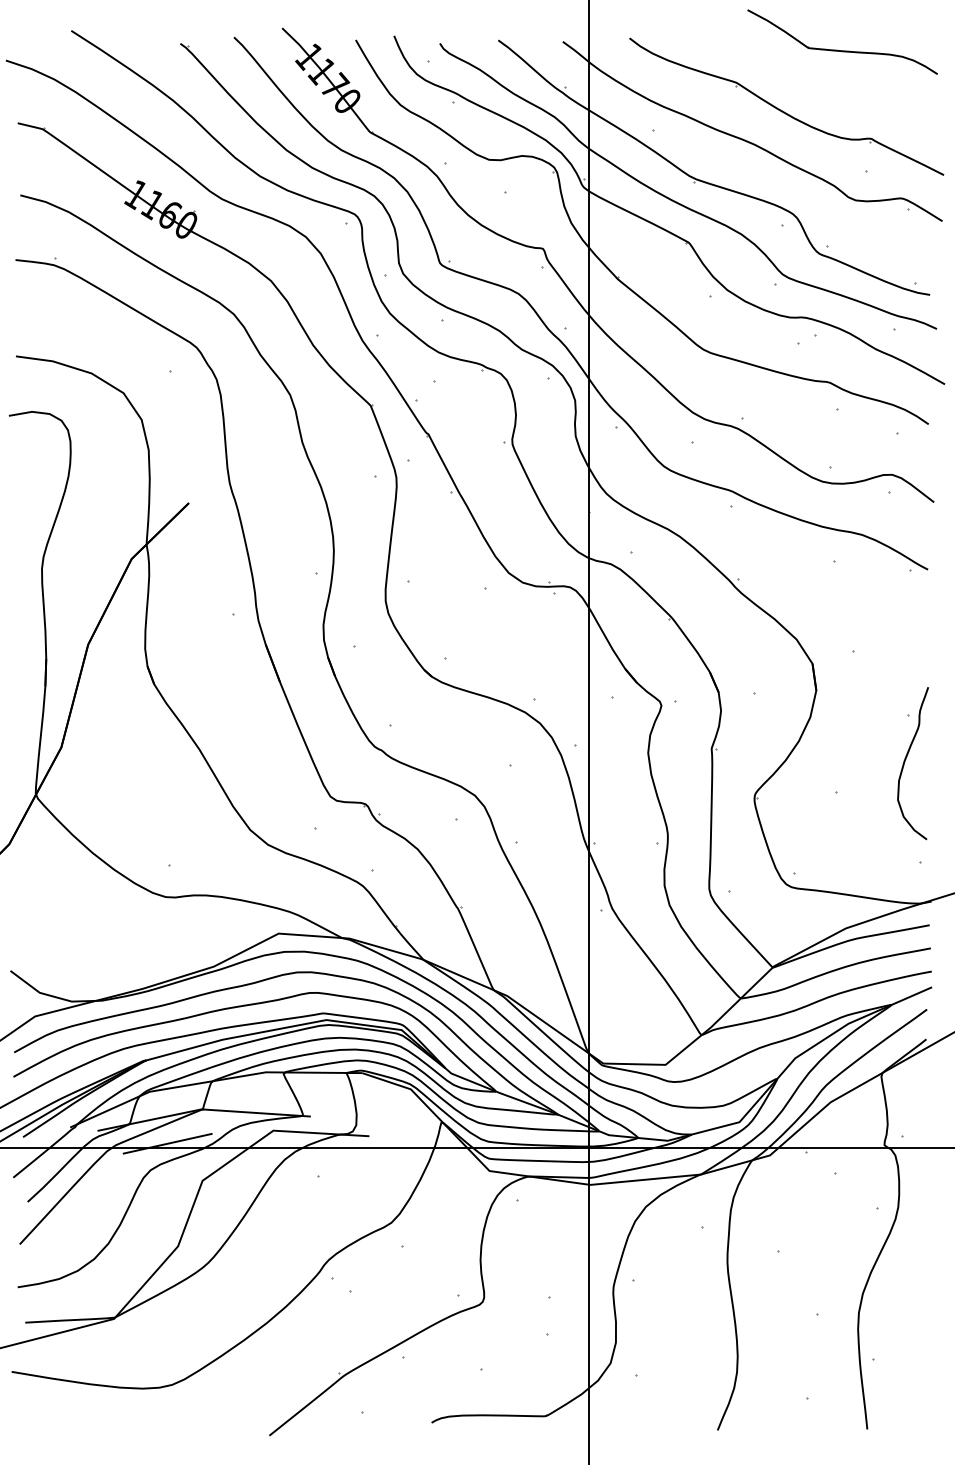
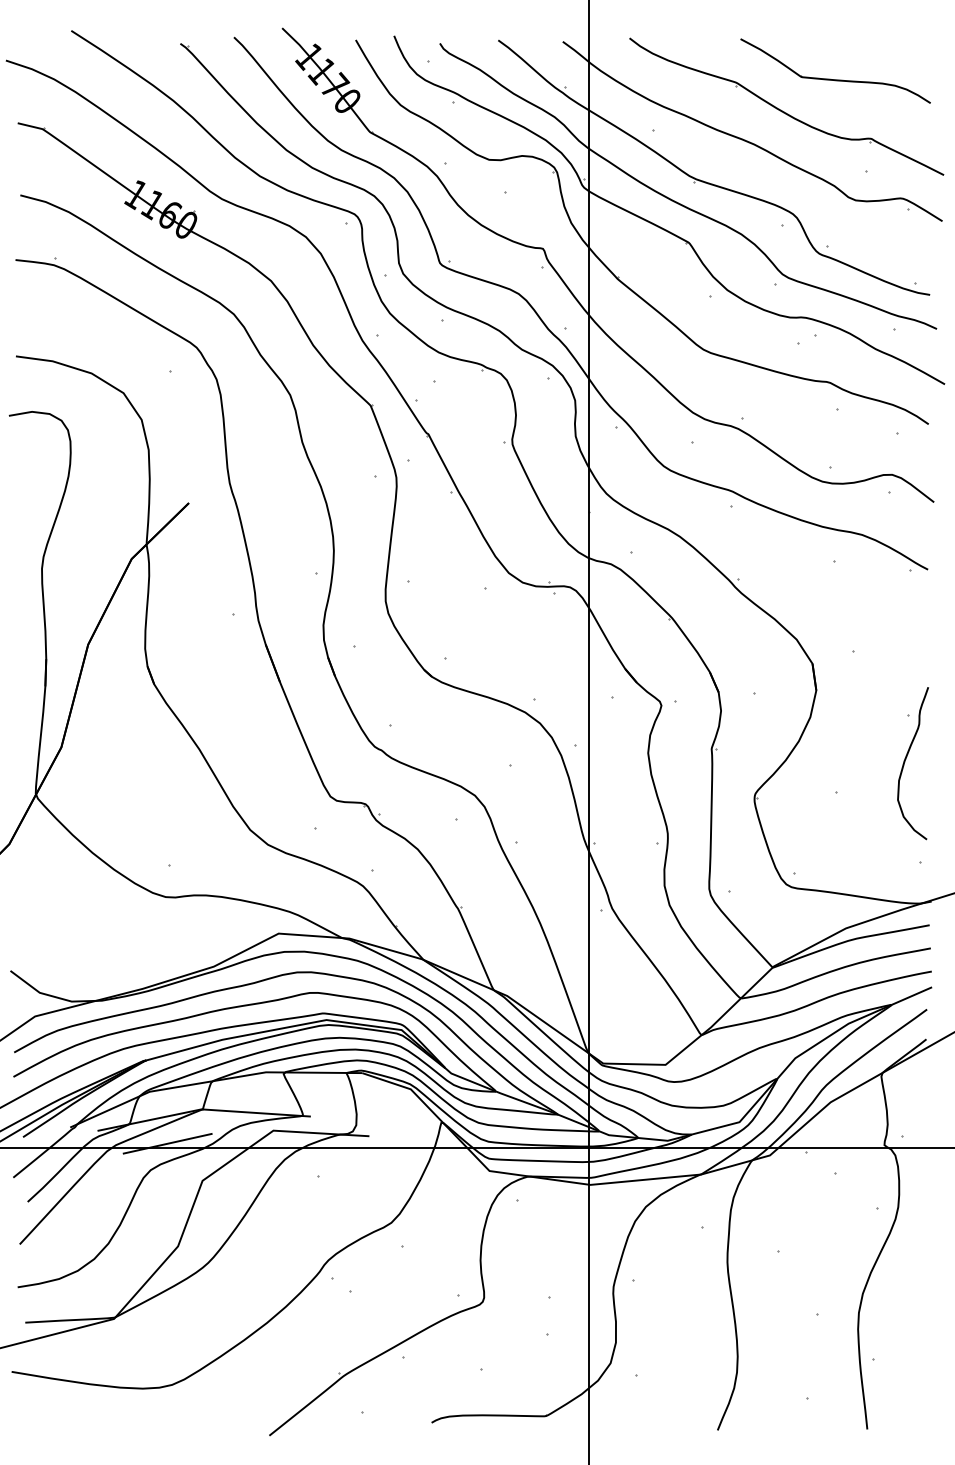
part position: (842, 50) -> (835, 79) (835, 79)
